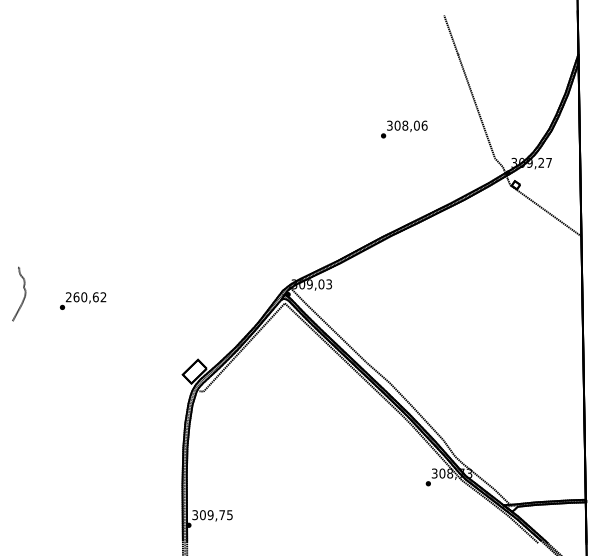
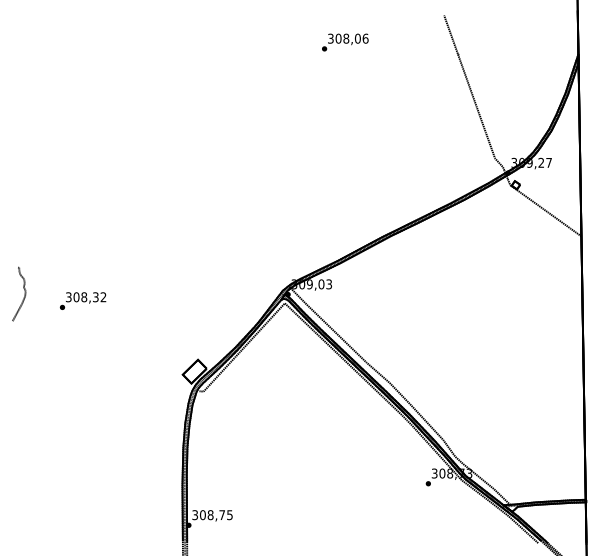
text position: (404, 129) -> (345, 42) (345, 42)
text: 260,62 -> 308,32 (82, 297)
text: 309,75 -> 308,75 (210, 515)
